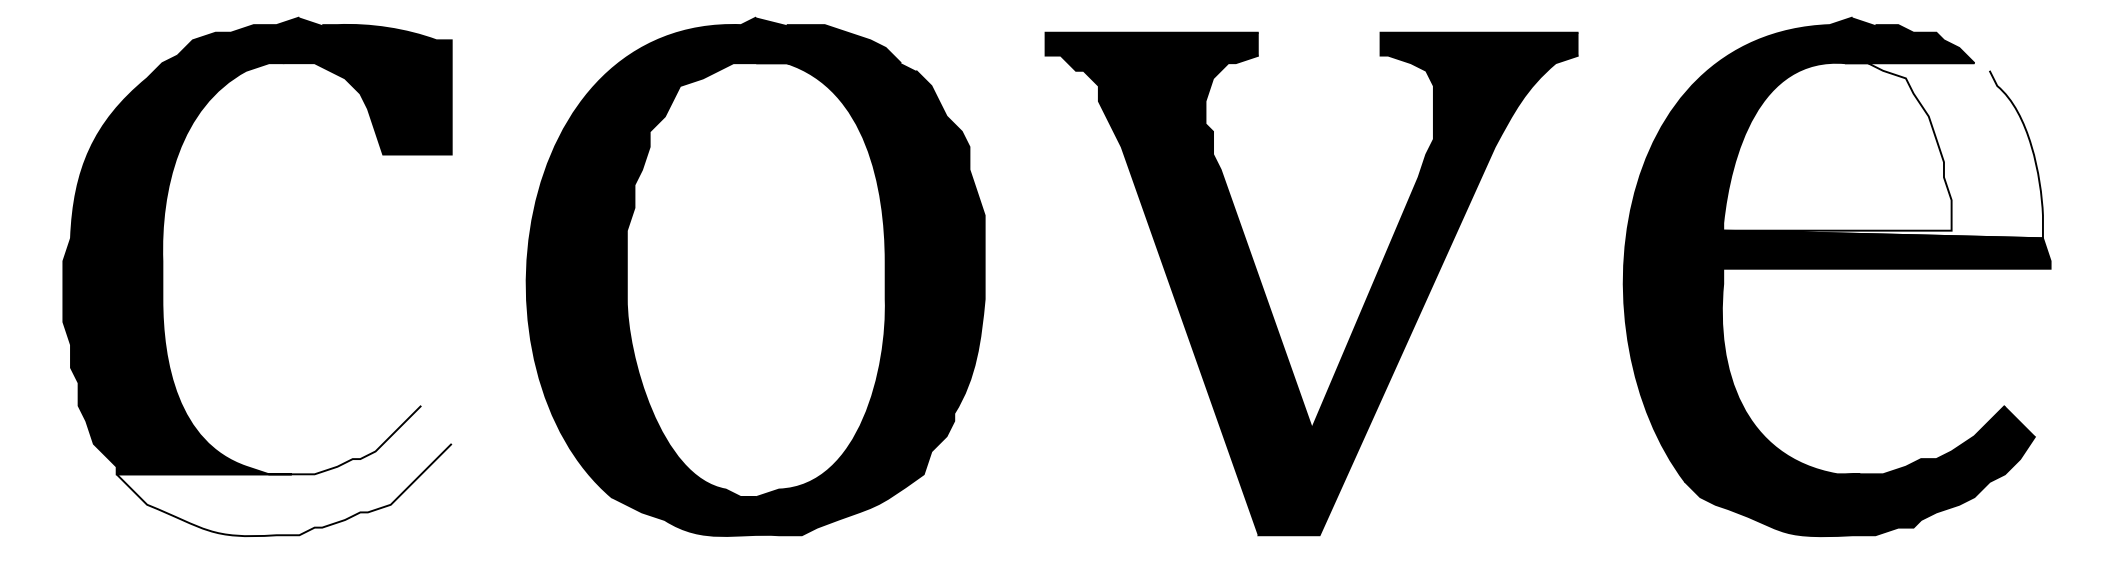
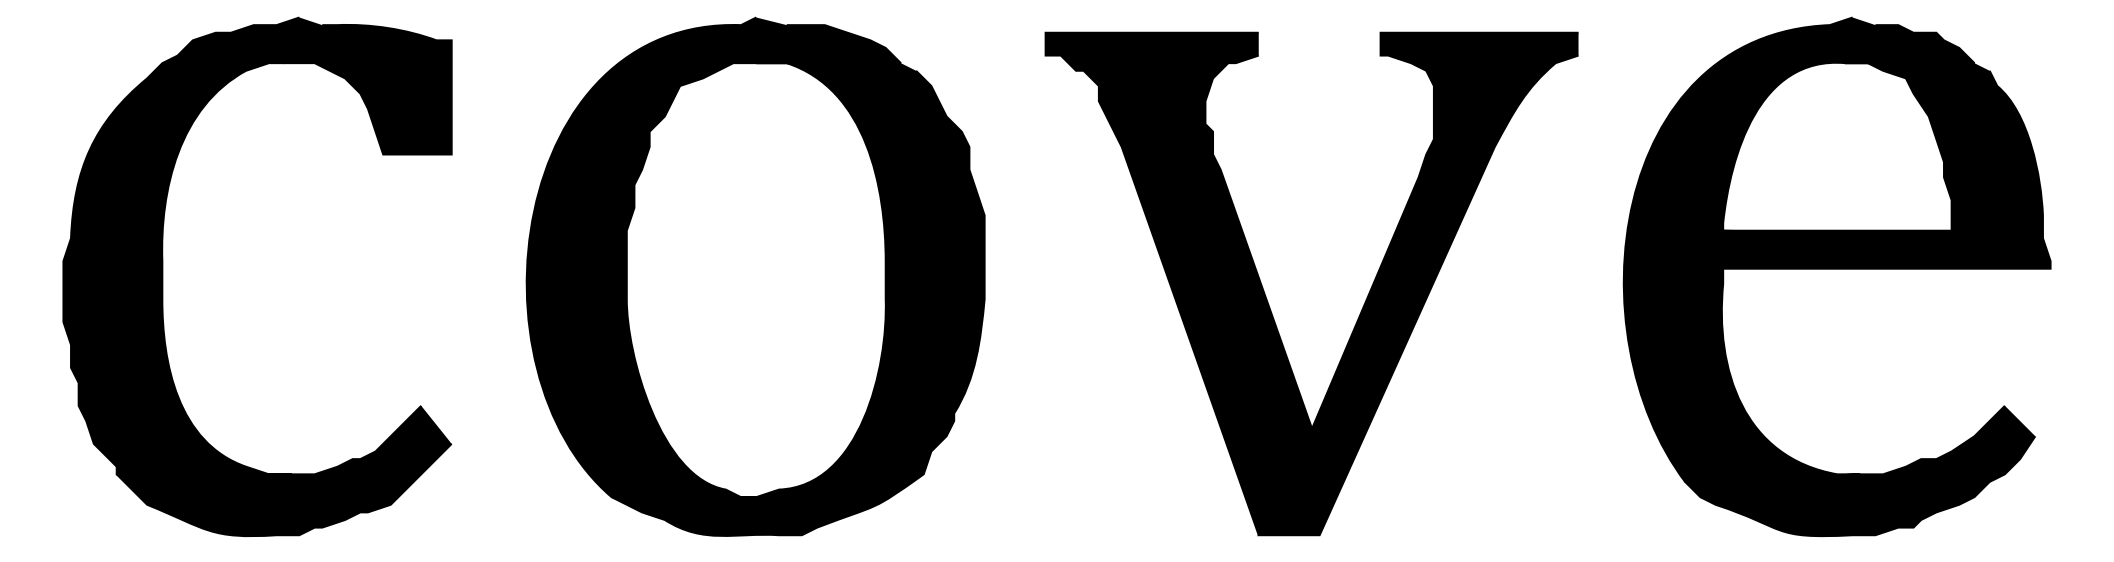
fill: none -> present (1882, 150)
fill: none -> present (283, 470)
